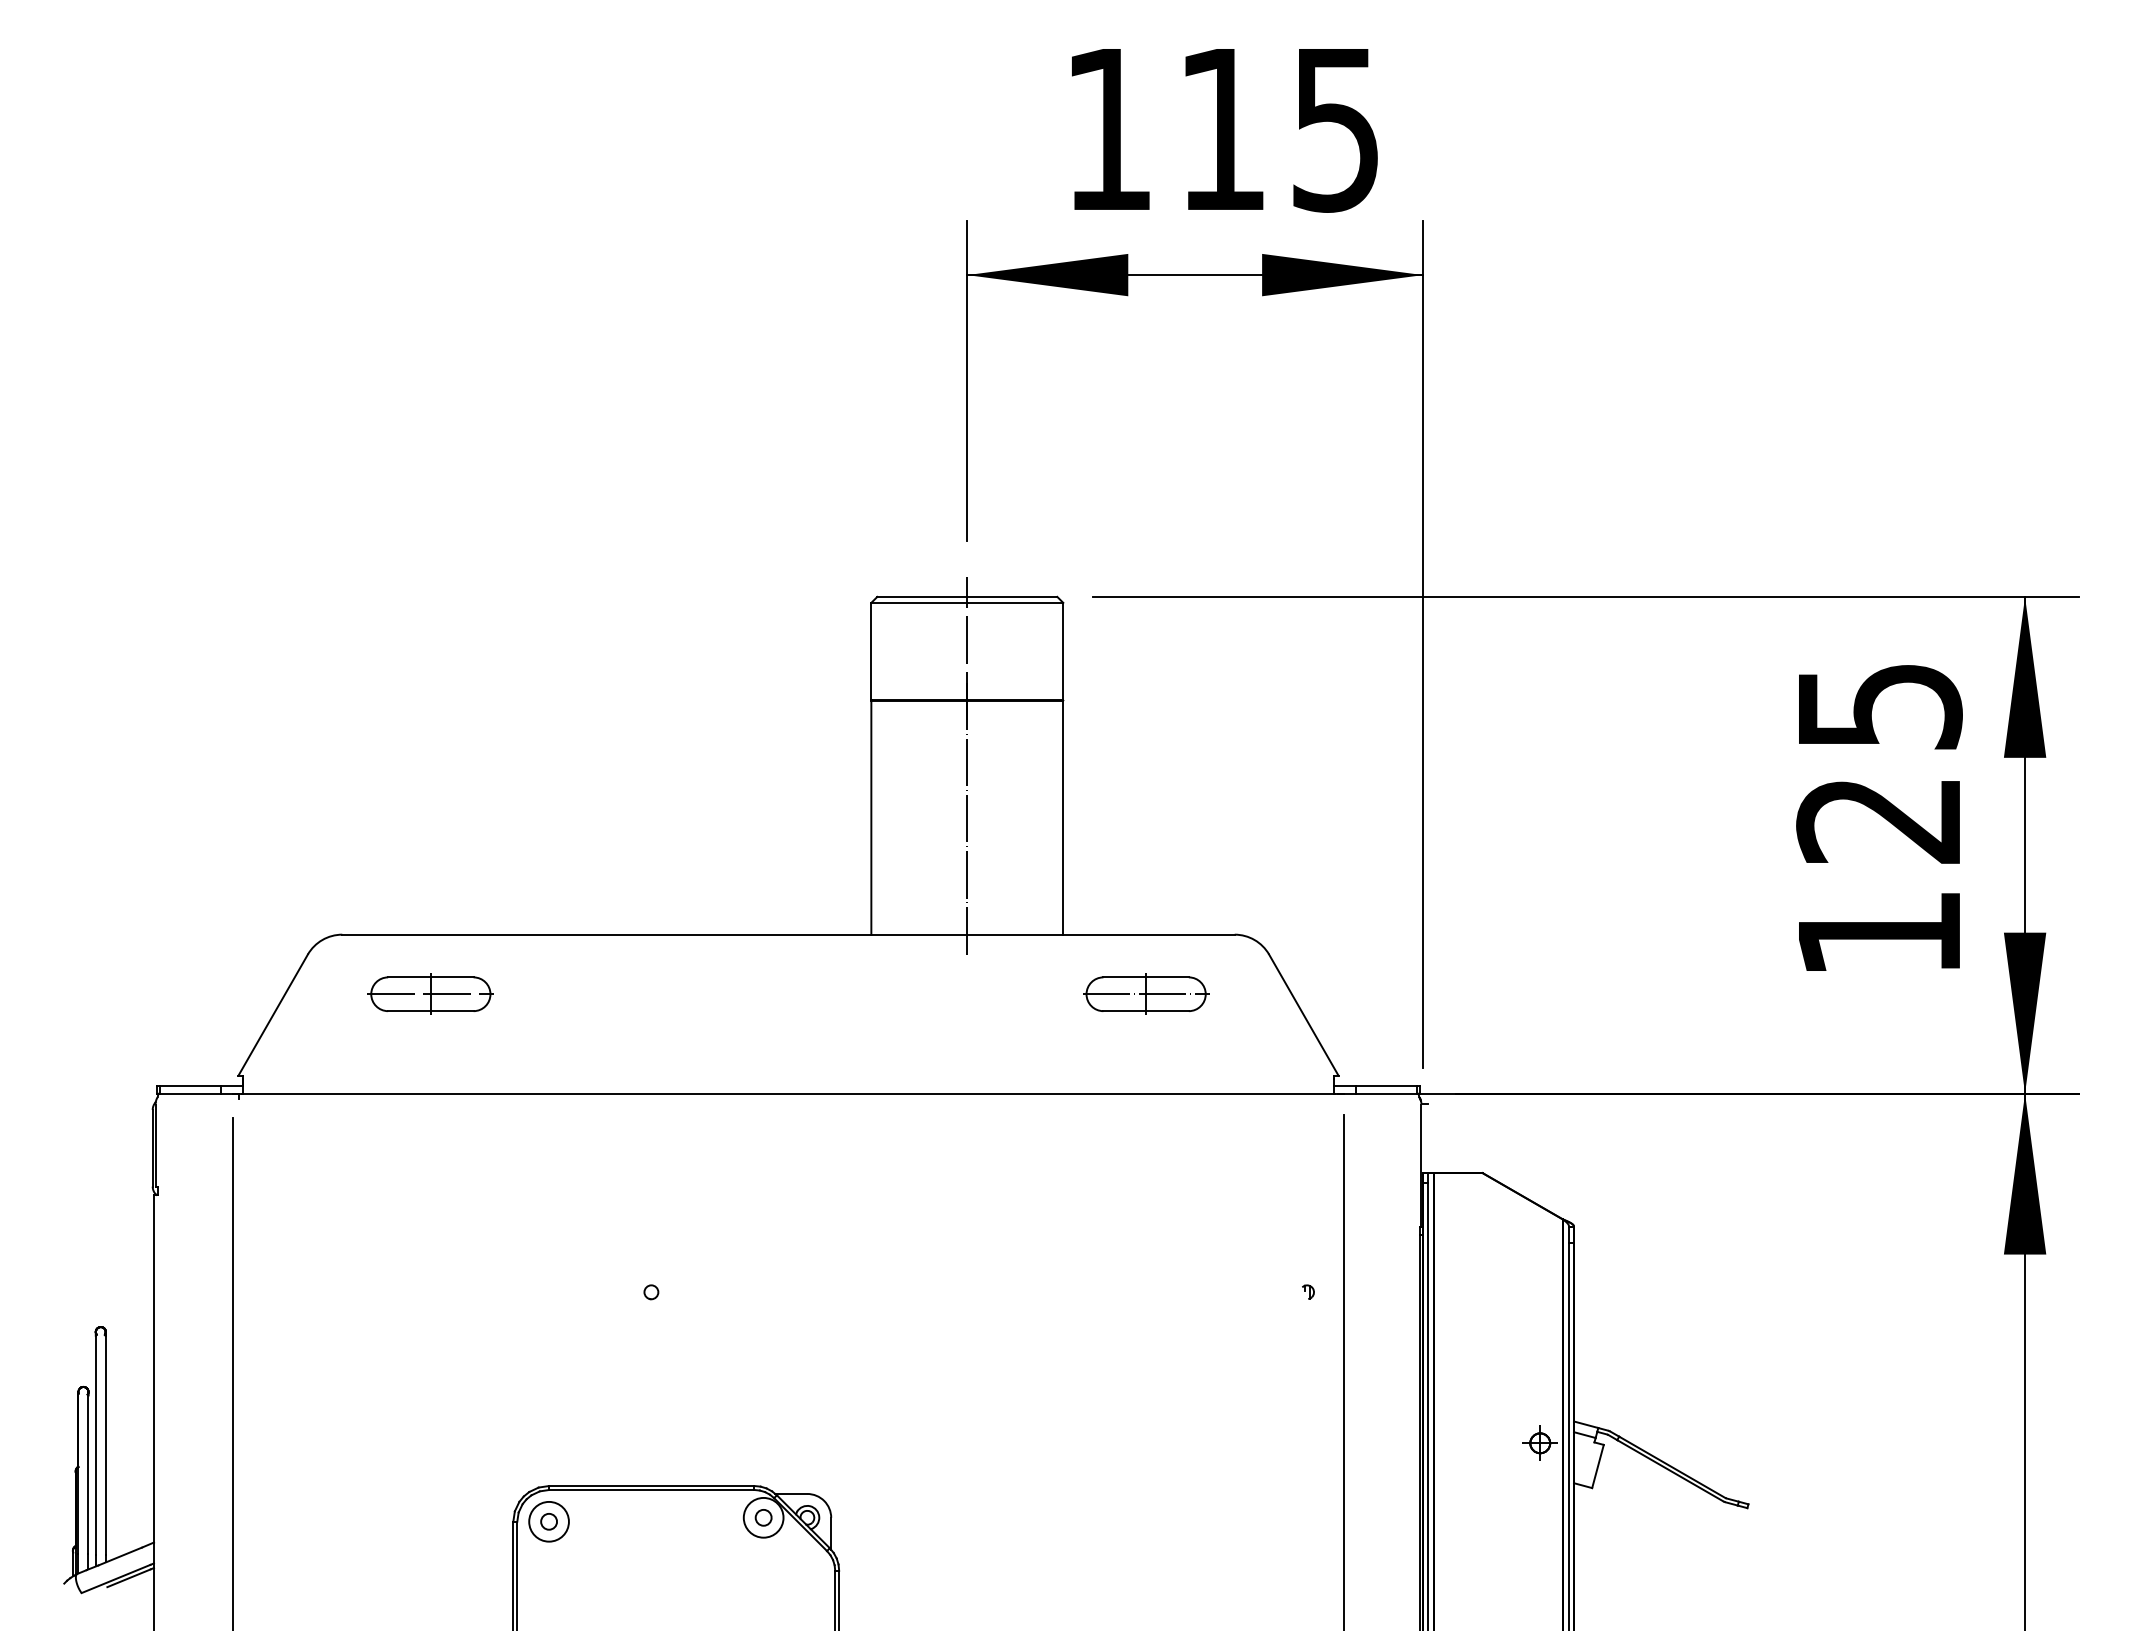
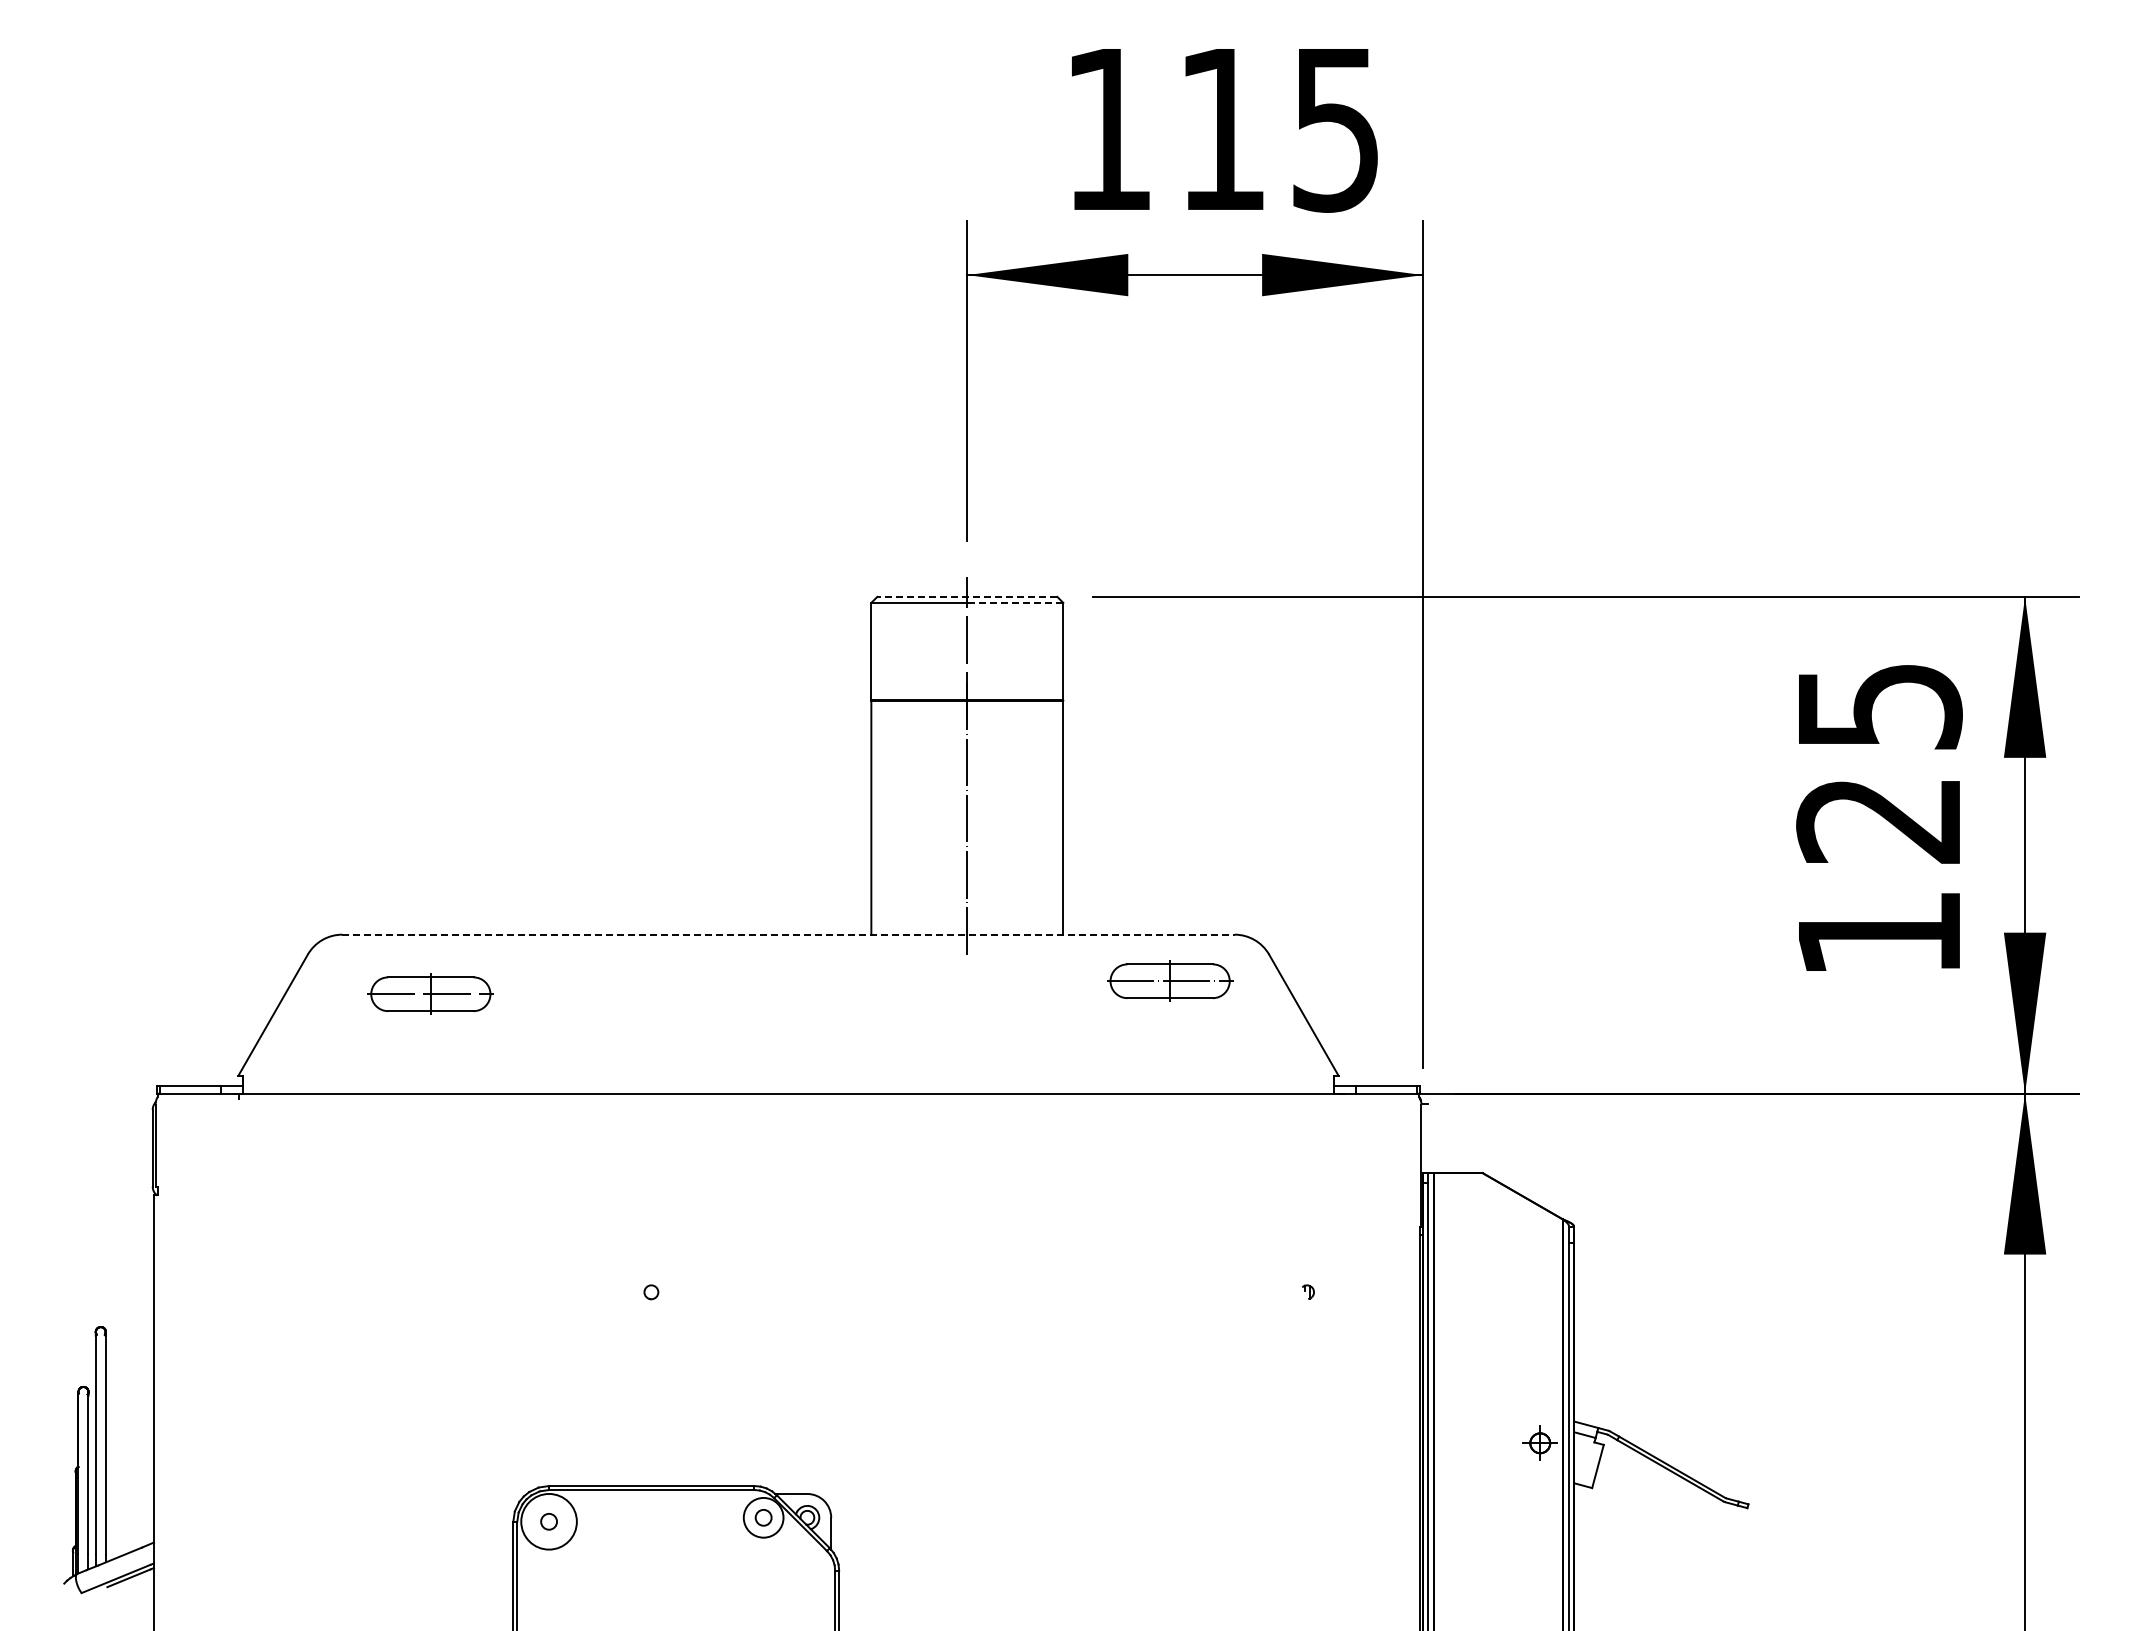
line: solid -> dashed (966, 596)
line: solid -> dashed (1015, 602)
line: solid -> dashed (789, 934)
part position: (1146, 993) -> (1170, 980) (1170, 980)
line: present -> none (1343, 1371)
line: present -> none (233, 1372)
circle diameter: 40 px -> 56 px (548, 1521)
